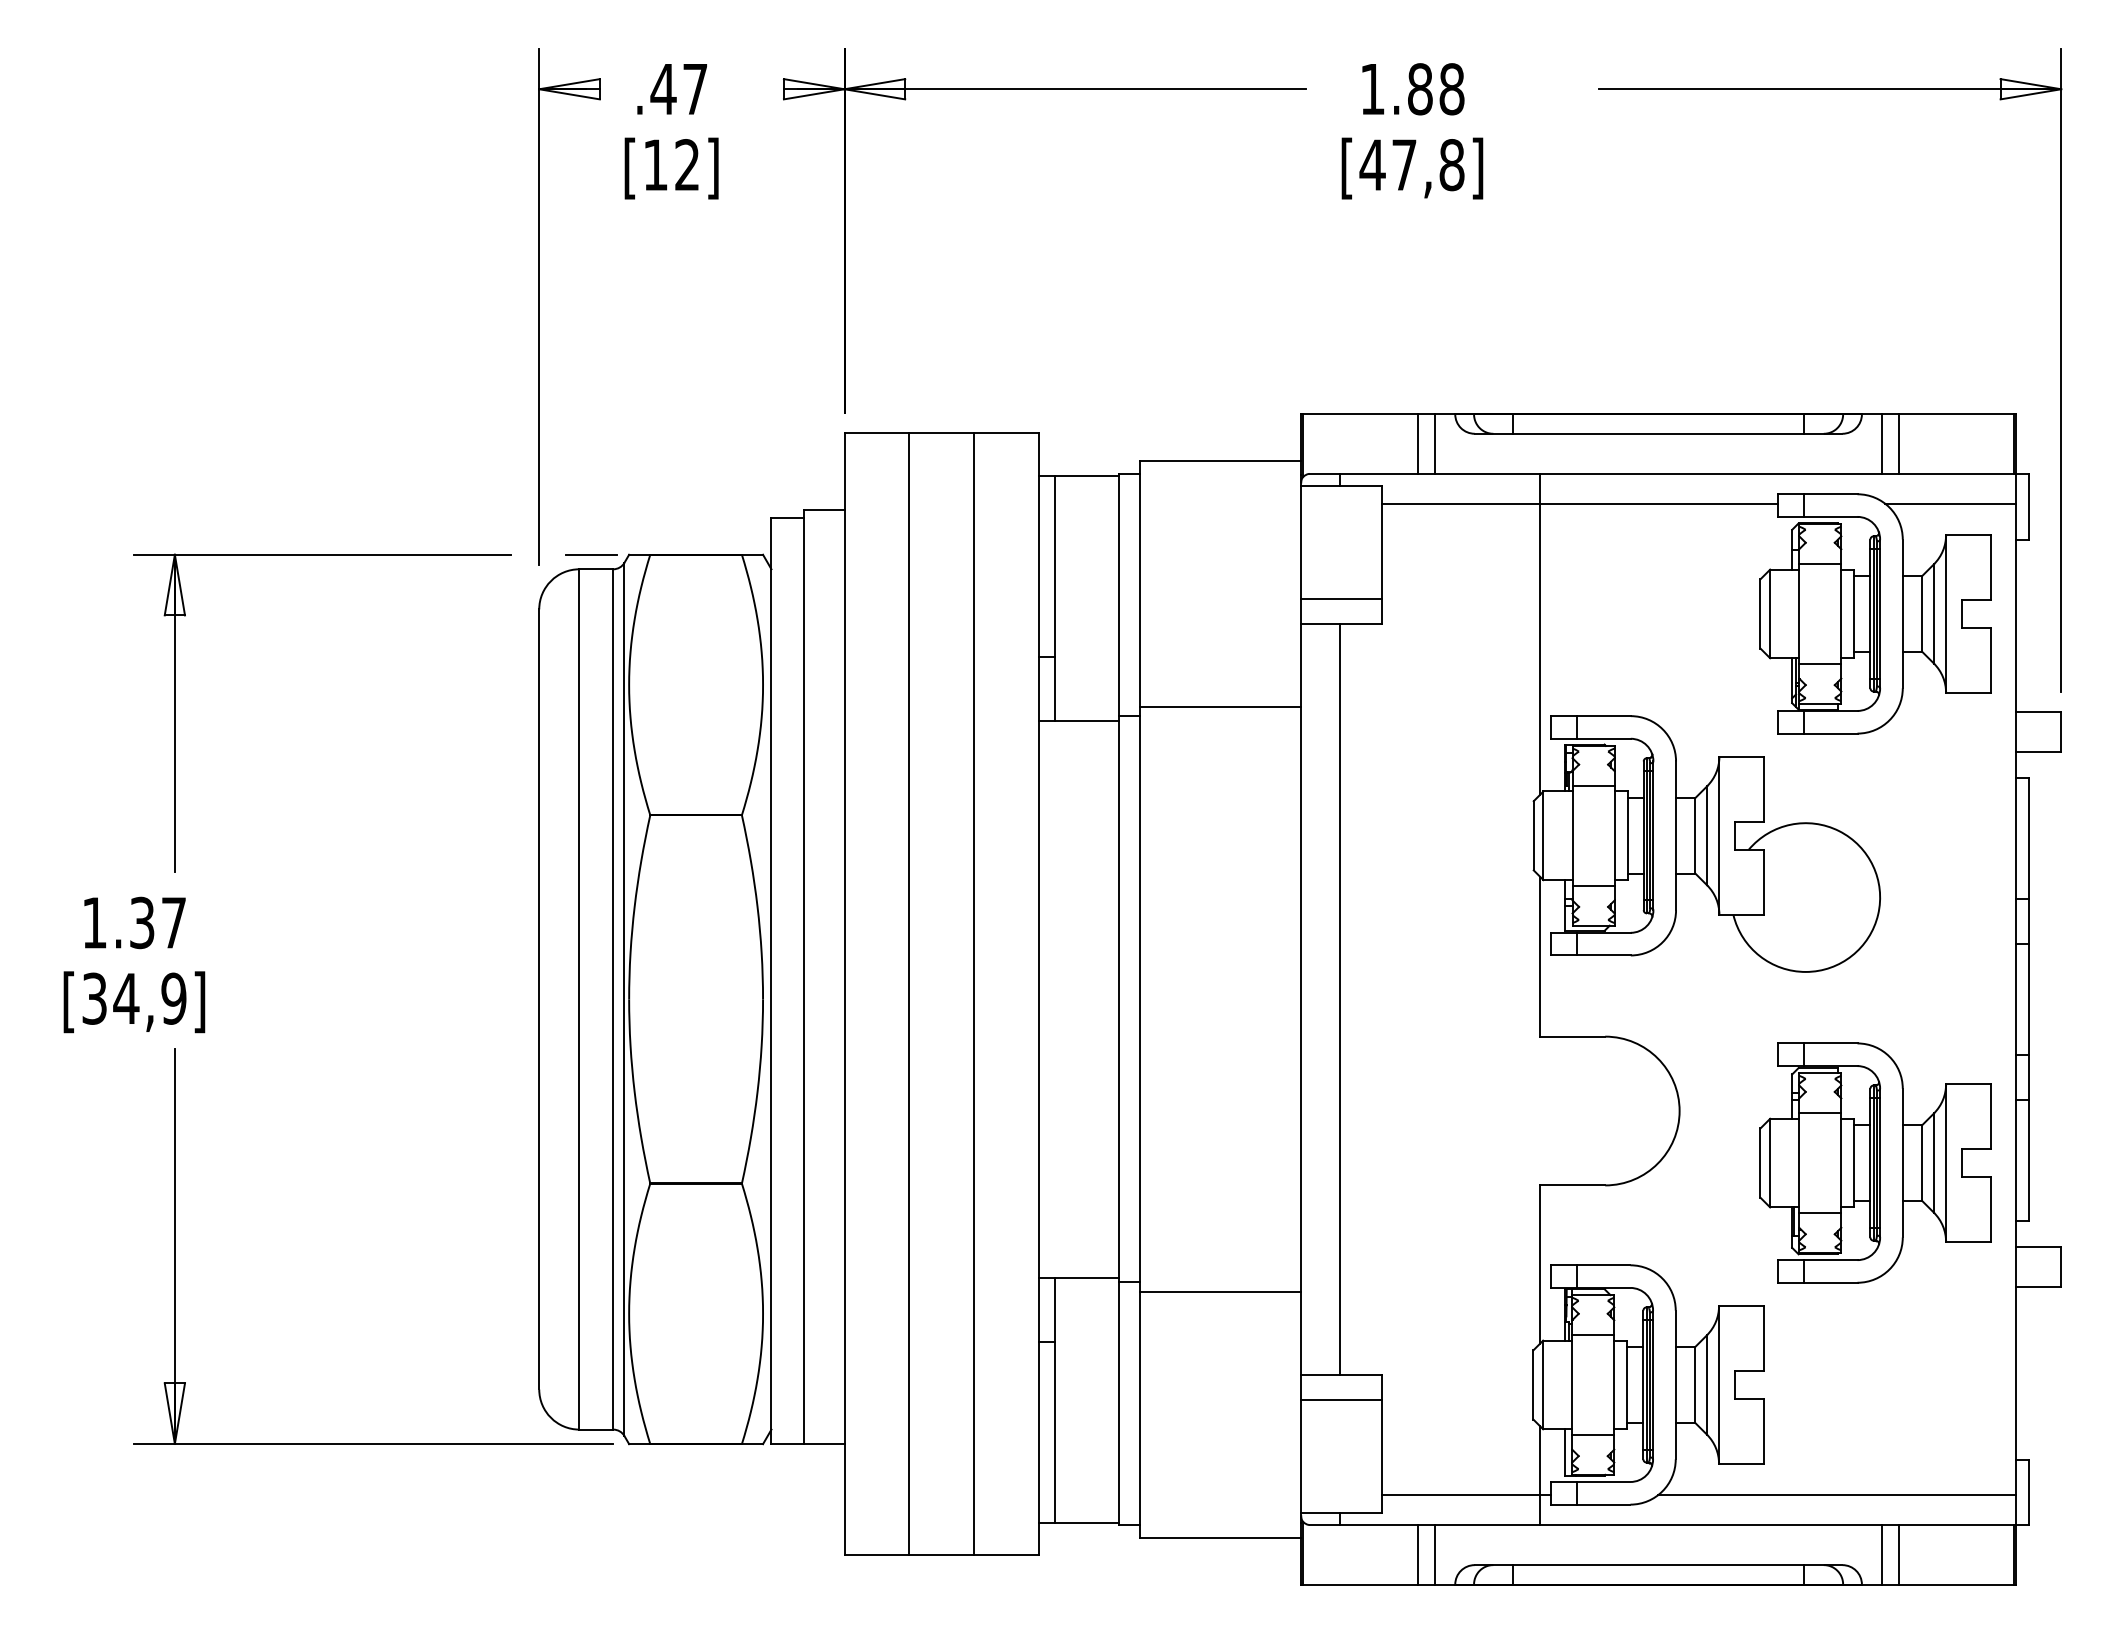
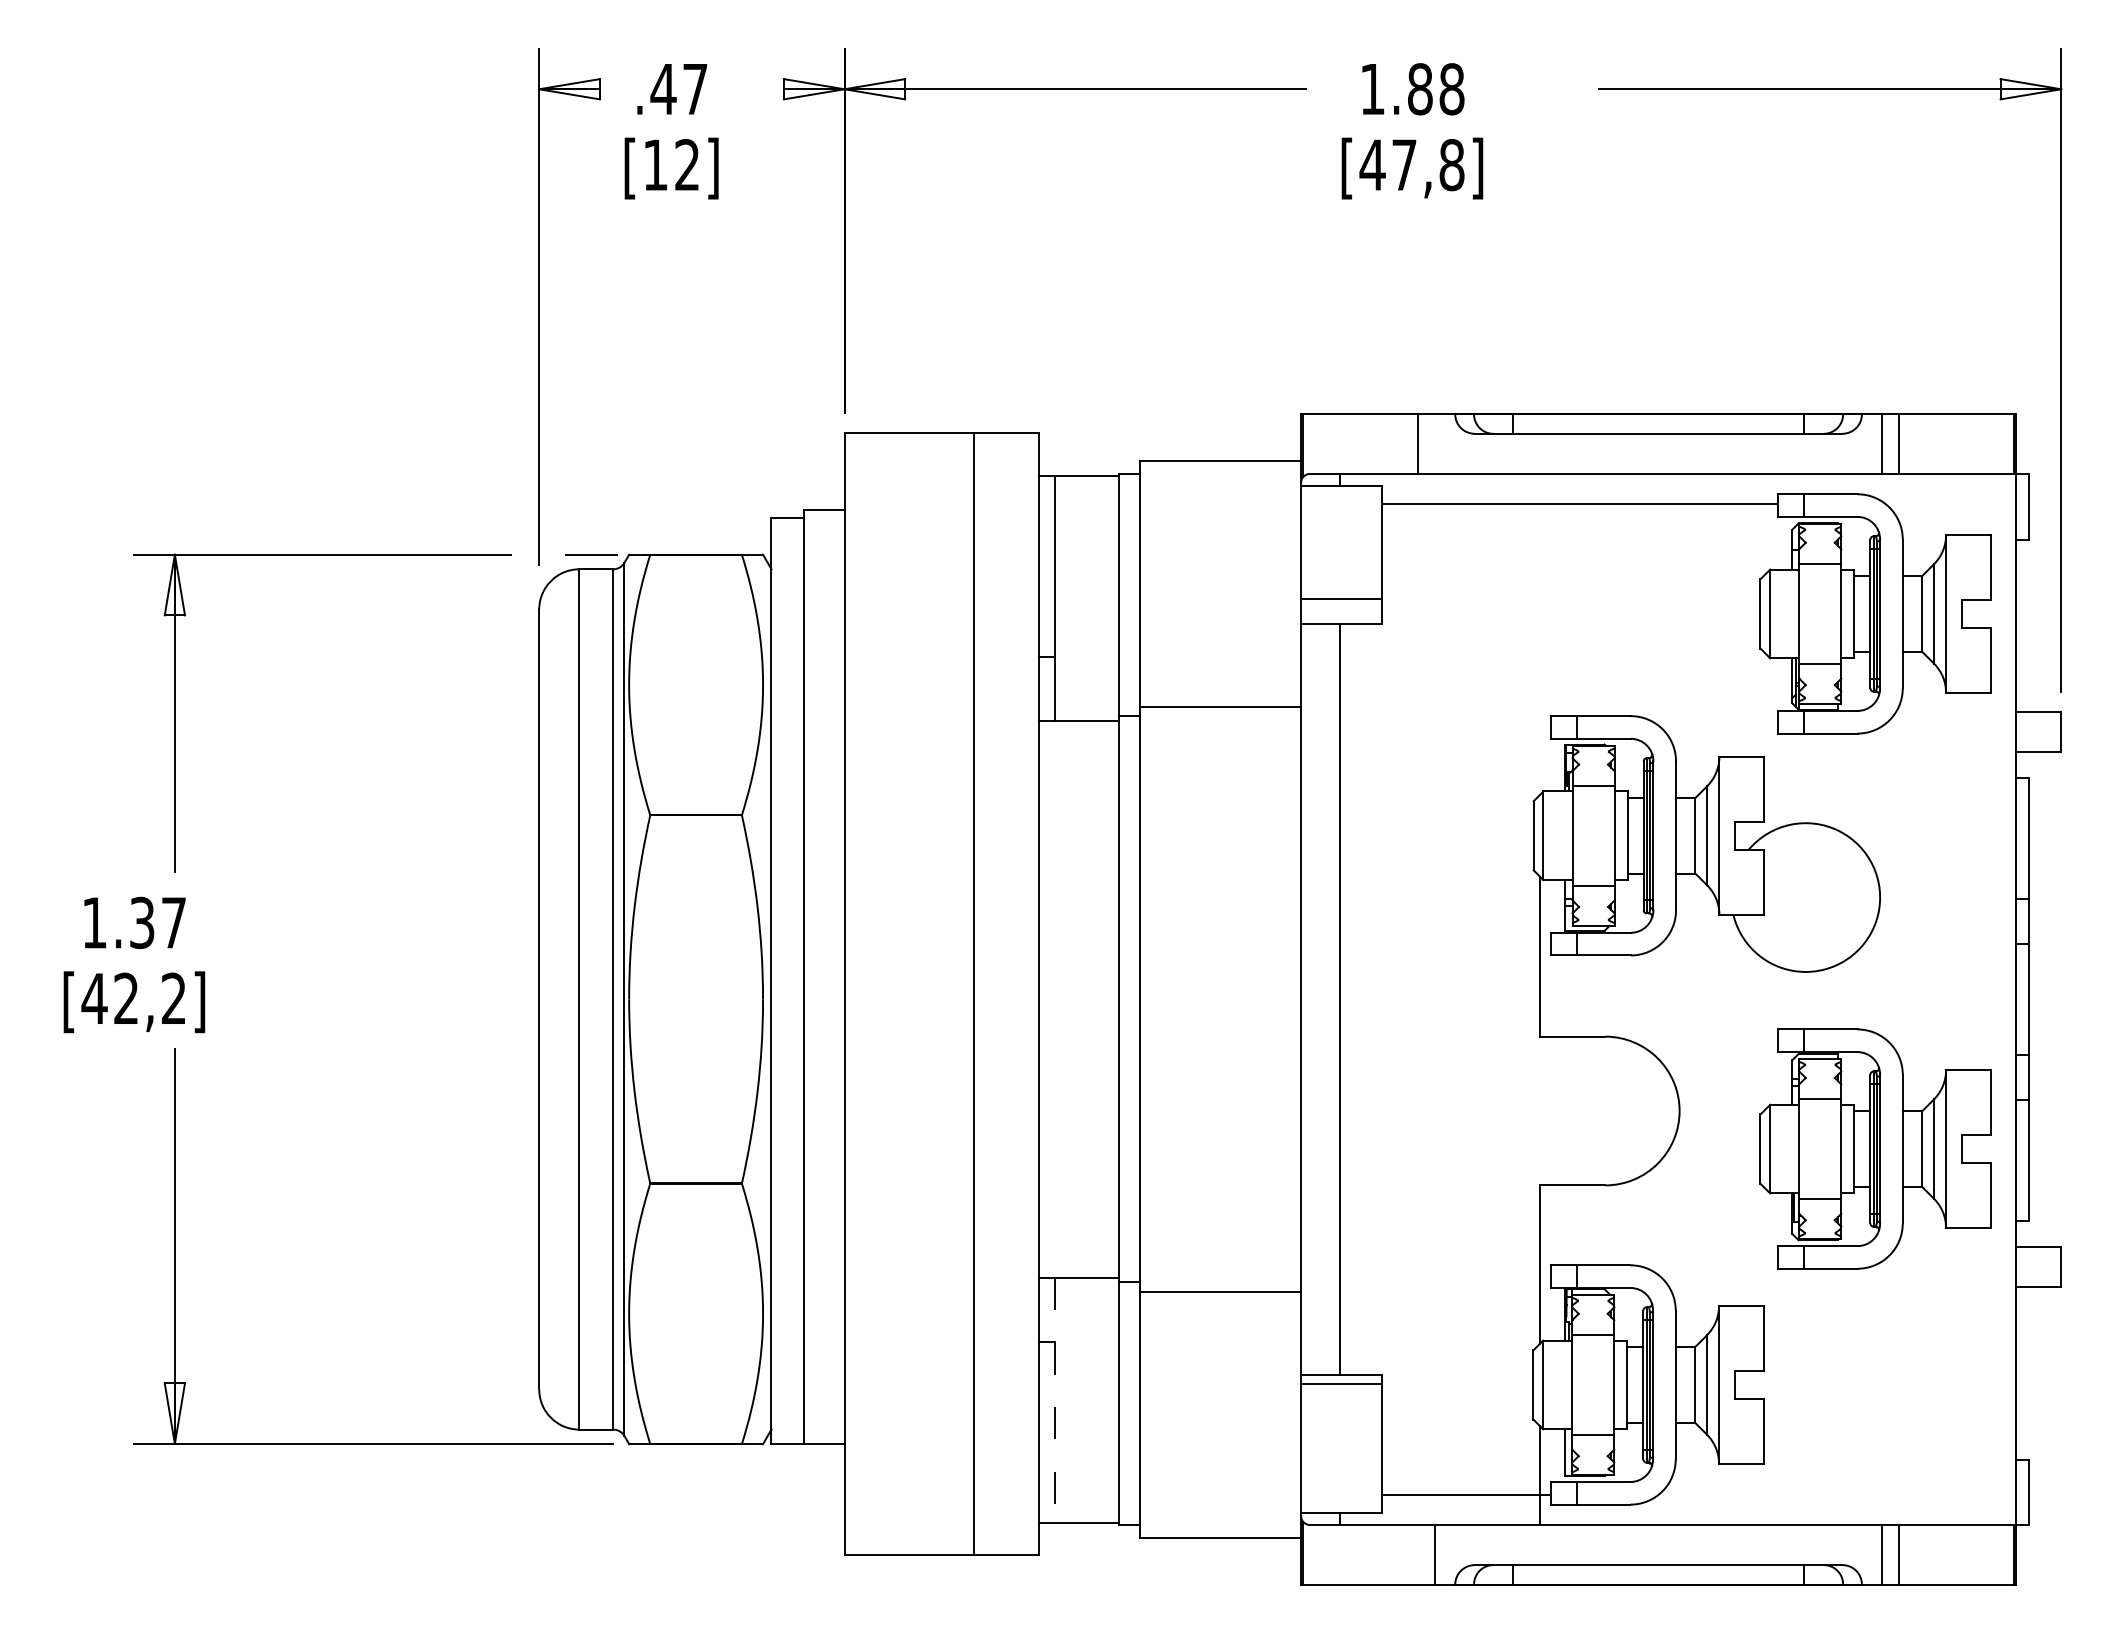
line: present -> none (1435, 443)
line: present -> none (1950, 503)
line: present -> none (1539, 634)
line: present -> none (909, 994)
text: [34,9] -> [42,2] (133, 998)
part position: (1875, 1162) -> (1875, 1148) (1875, 1148)
line position: (1341, 1399) -> (1341, 1383) (1341, 1383)
line: solid -> dashed (1055, 1400)
line: present -> none (1836, 1495)
line: present -> none (1418, 1555)
